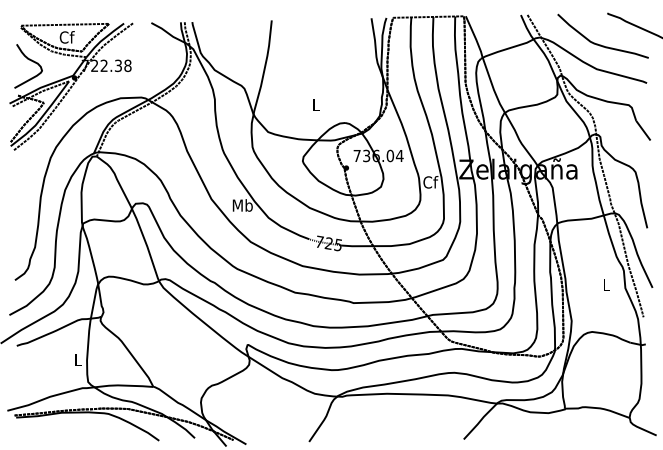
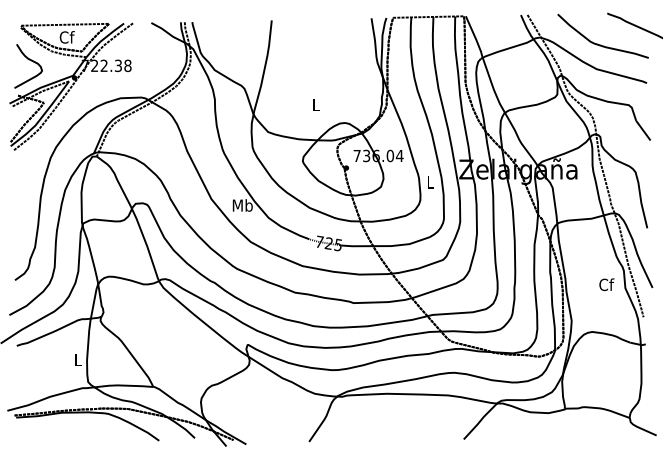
text: Cf -> L (430, 182)
text: L -> Cf (606, 284)
